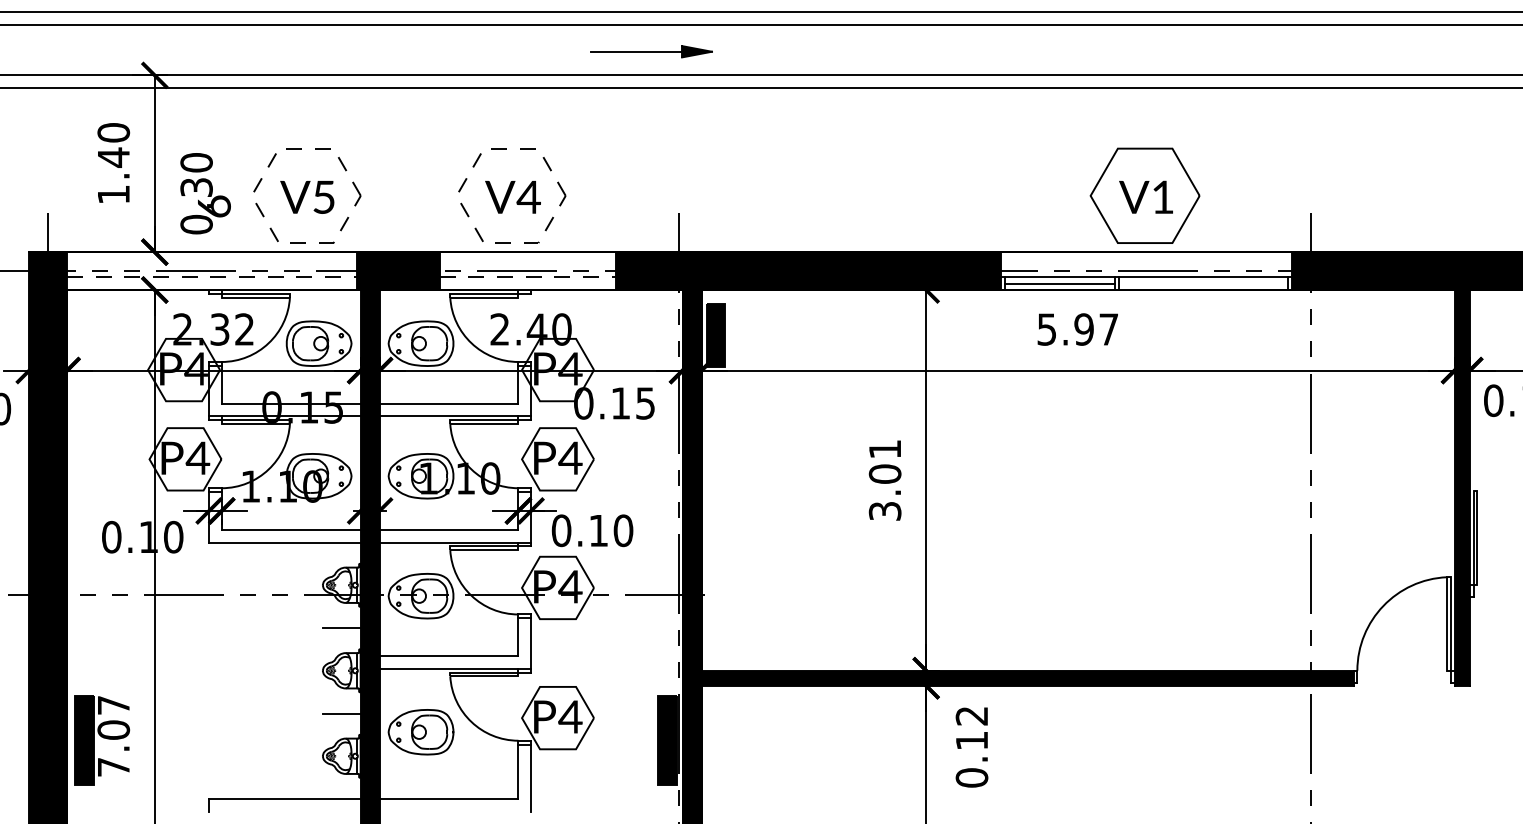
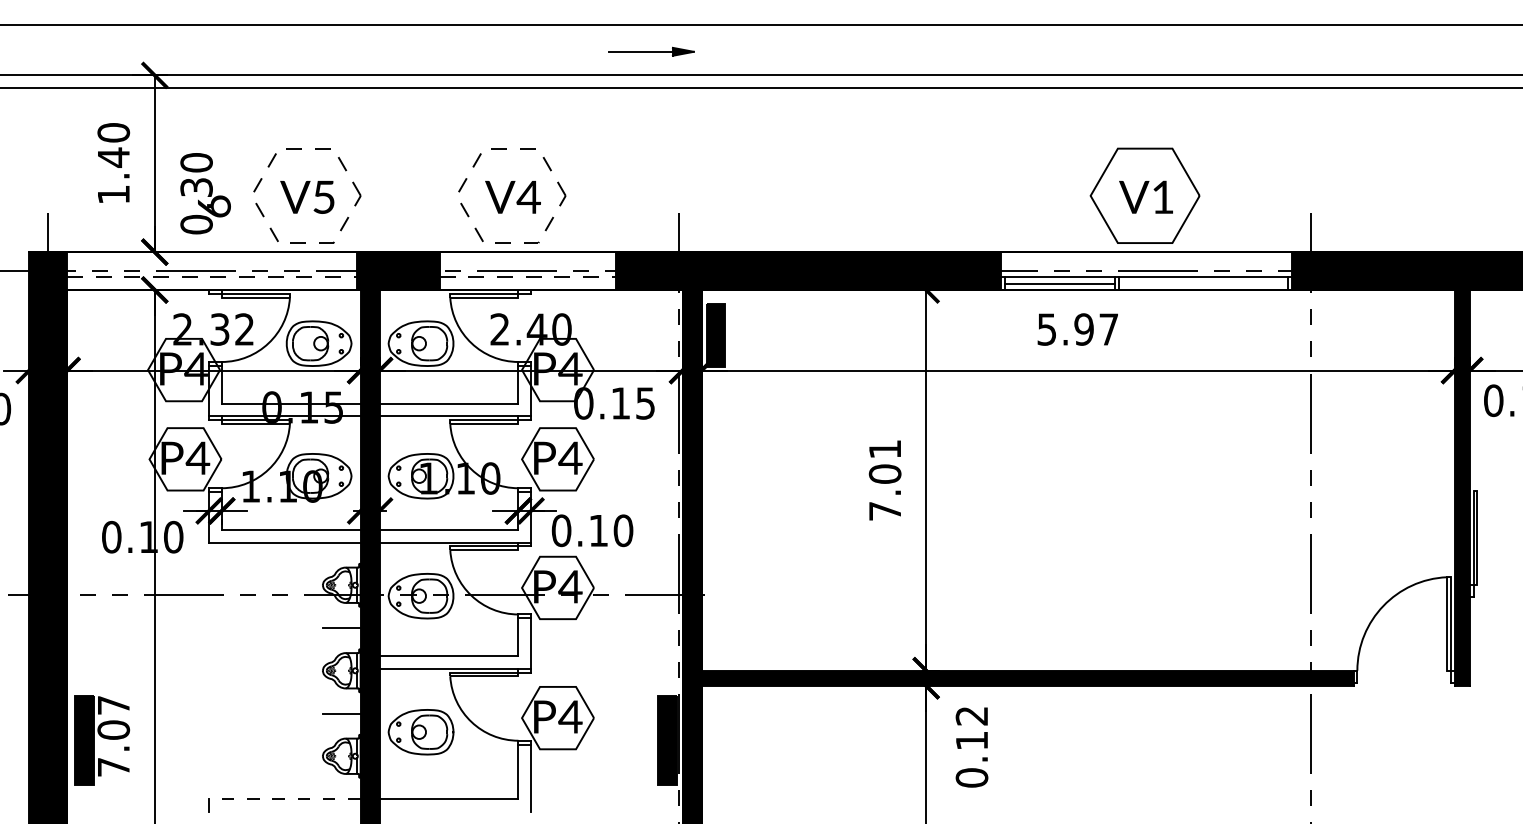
line: present -> none (760, 12)
part size: 123x14 px -> 87x11 px (651, 51)
text: 3.01 -> 7.01 (884, 511)
line: solid -> dashed (284, 799)
